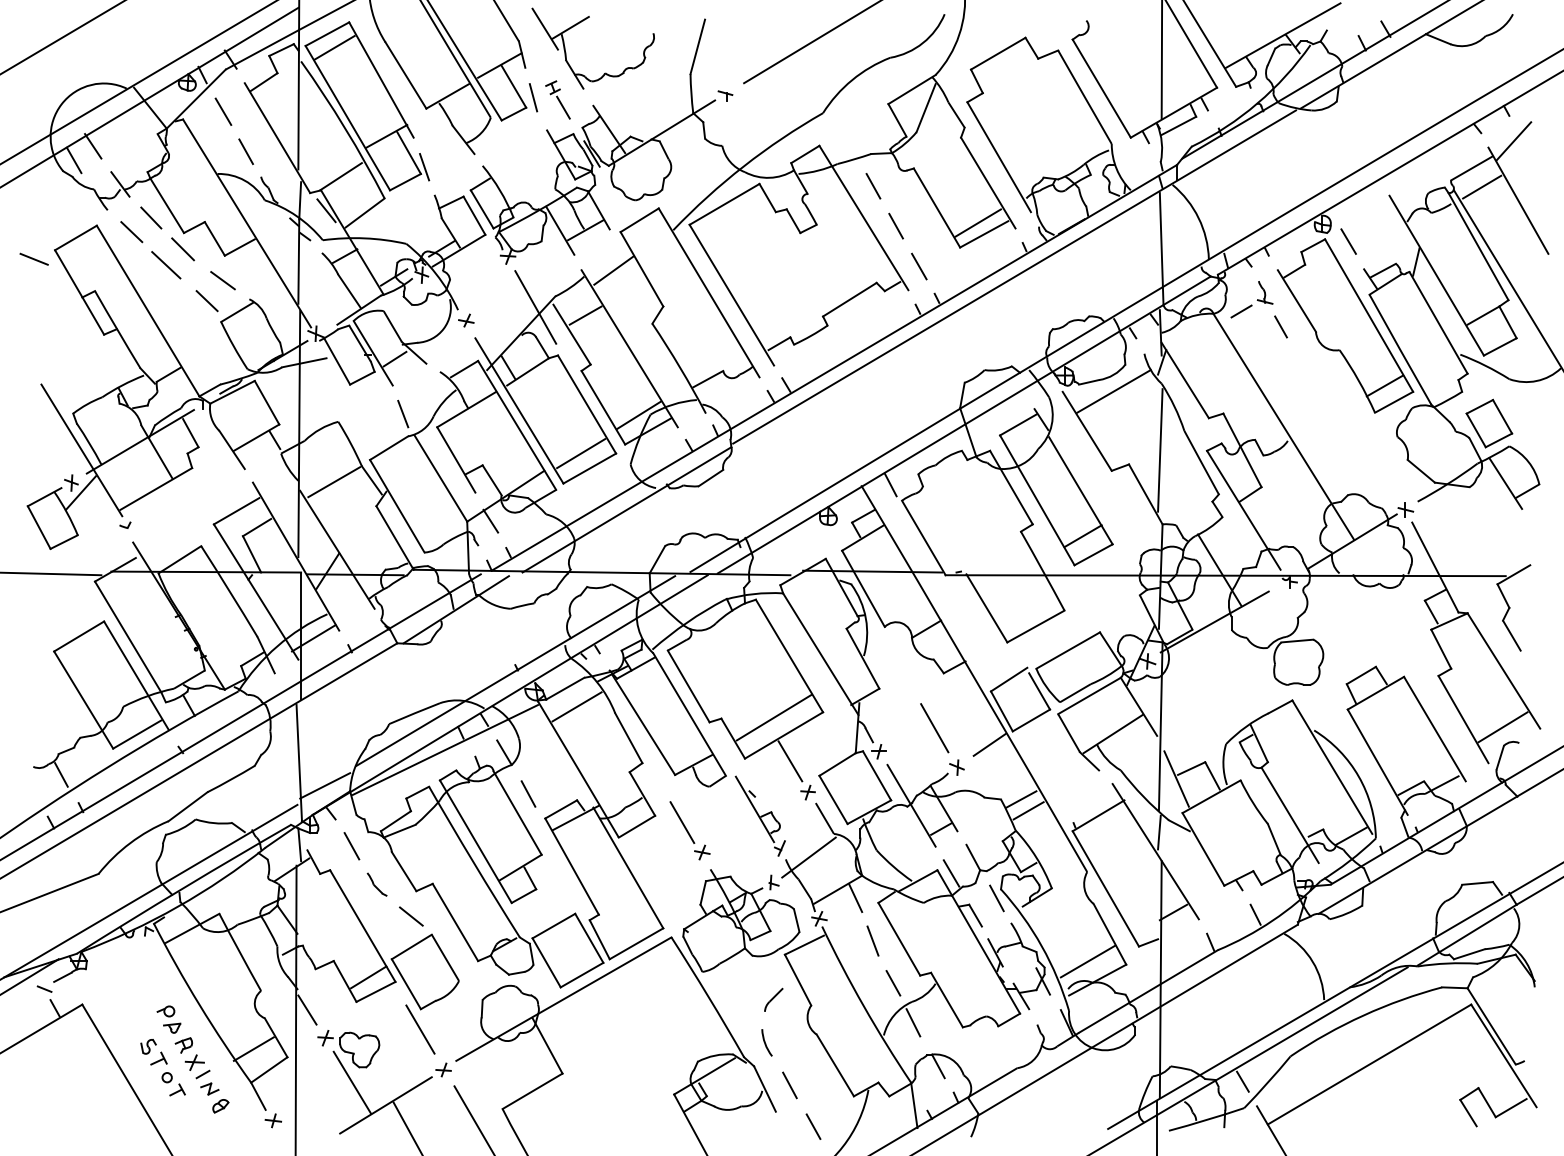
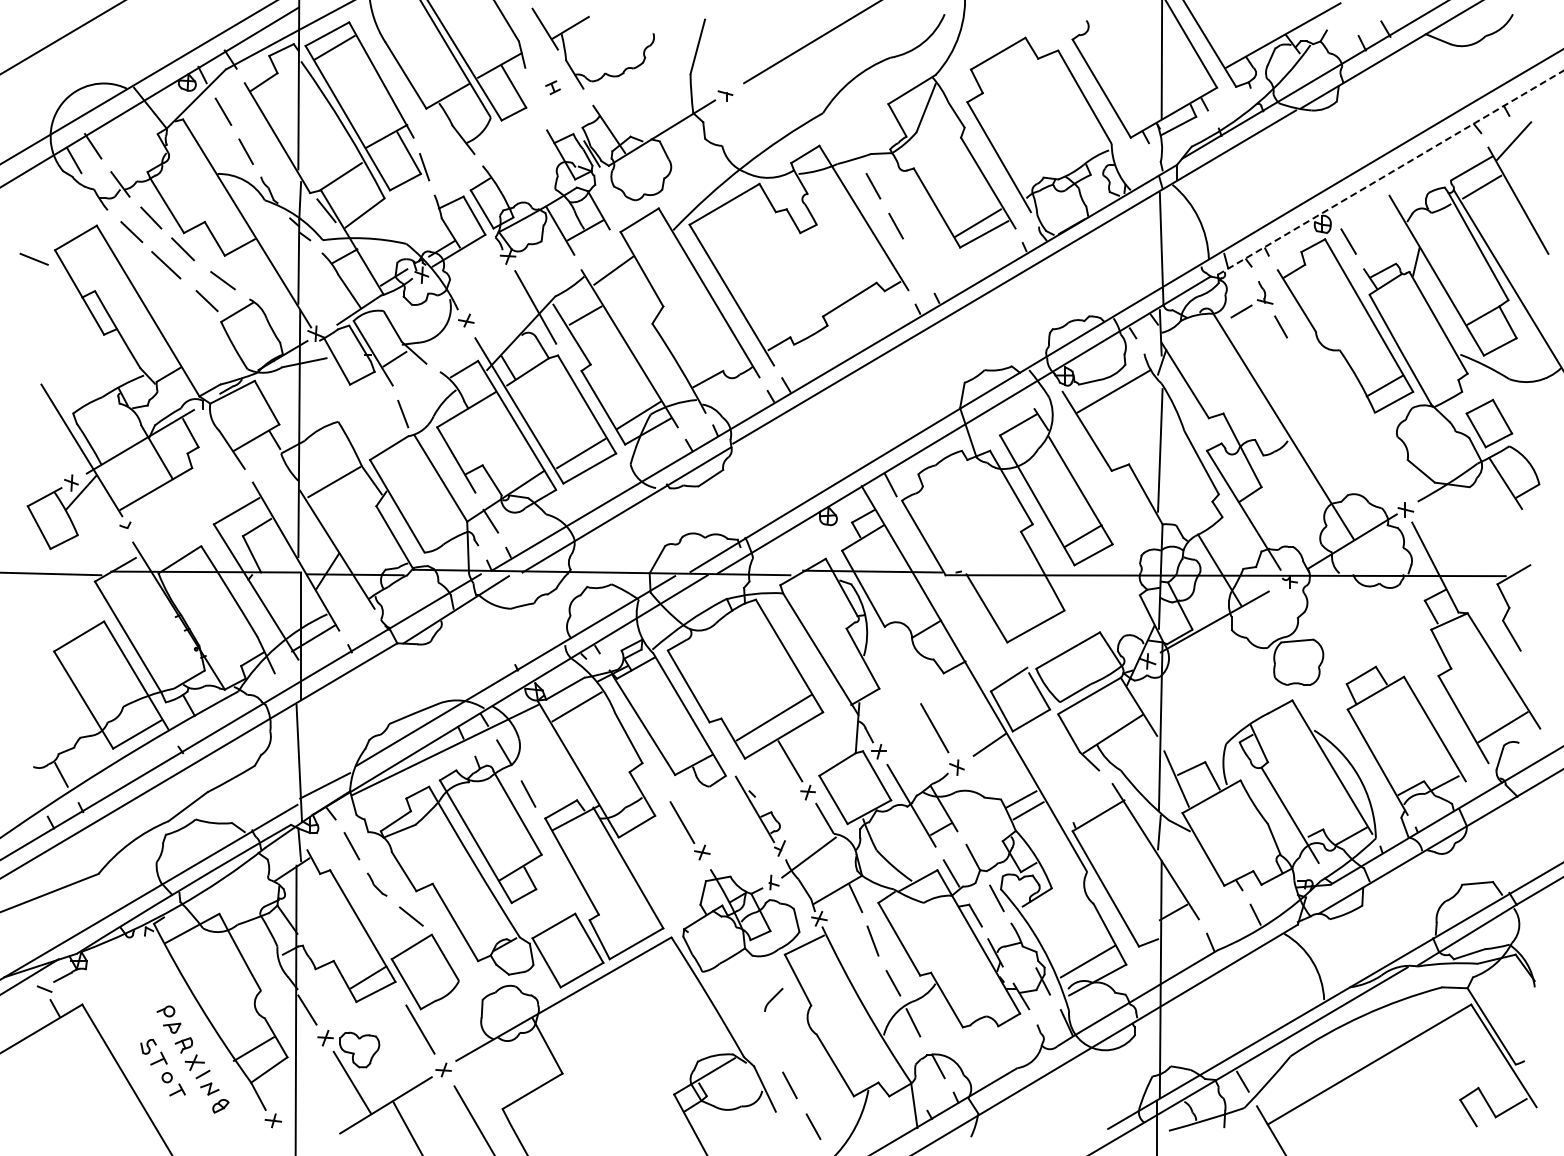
line: present -> none (533, 97)
line: present -> none (563, 107)
line: solid -> dashed (1391, 172)
line: present -> none (919, 266)
arc: present -> none (765, 1042)
